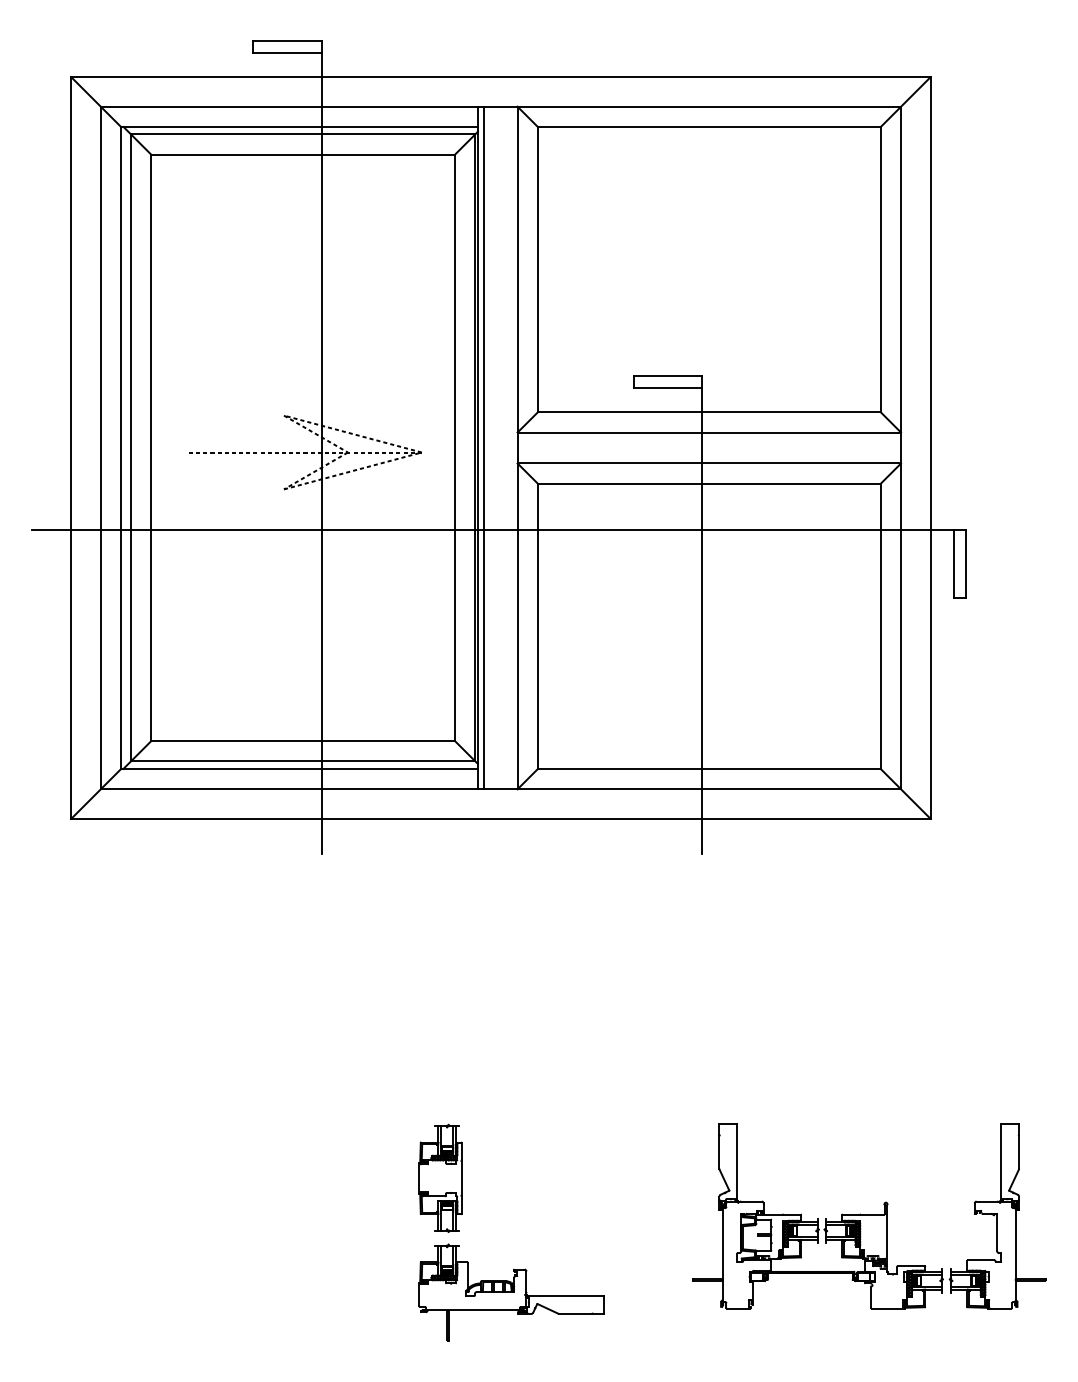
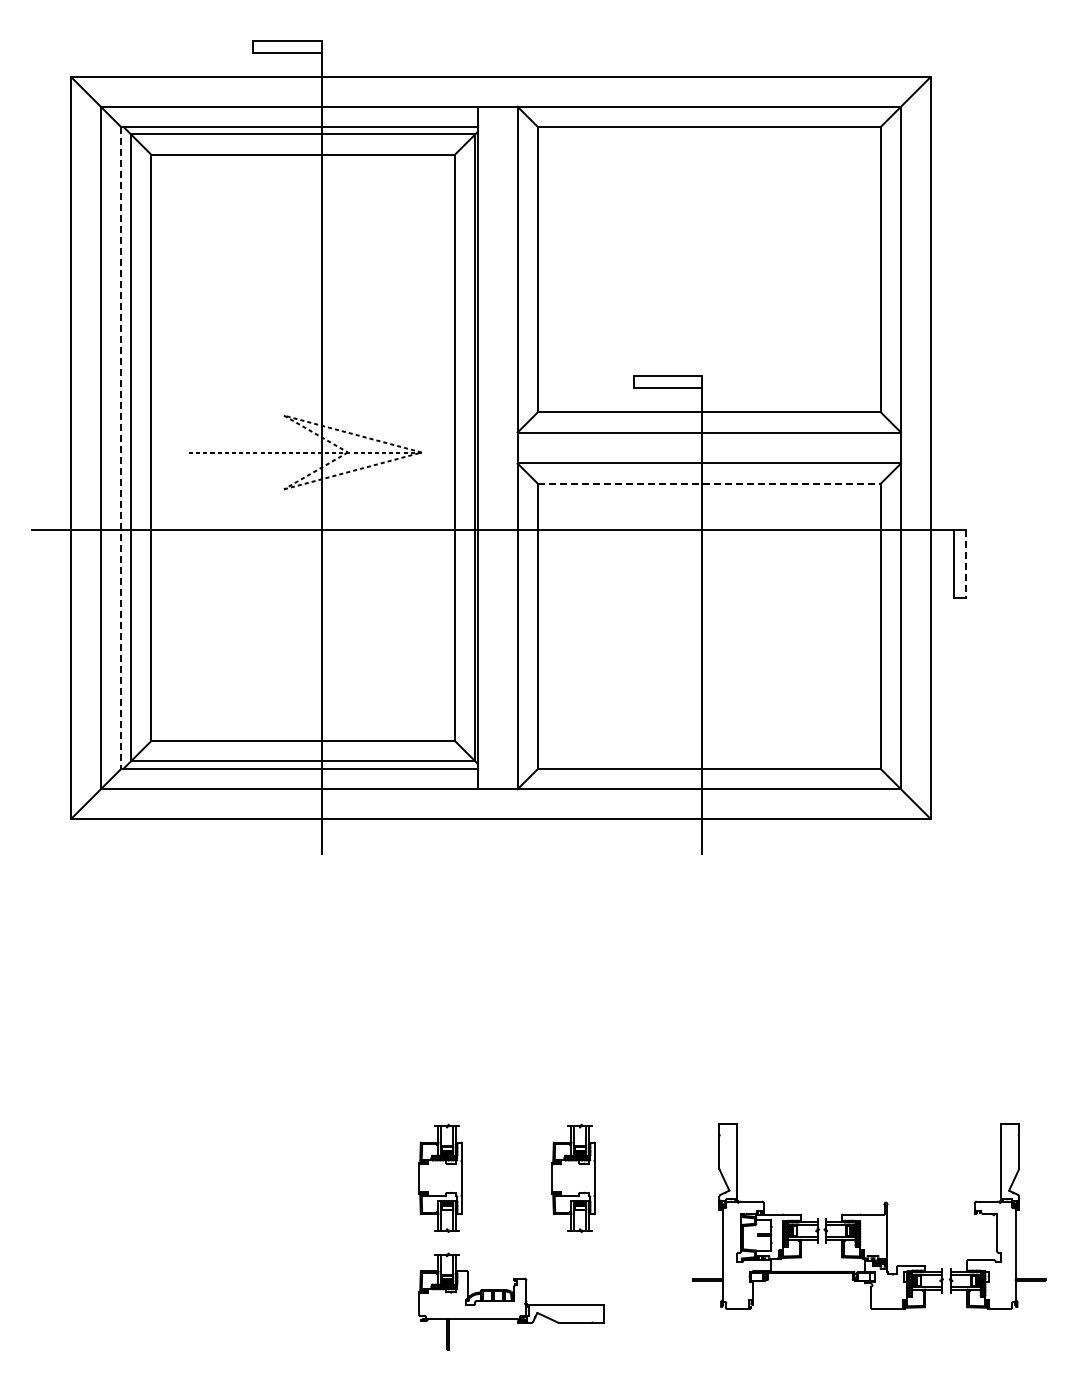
line: present -> none (484, 447)
line: solid -> dashed (121, 448)
line: solid -> dashed (709, 483)
line: solid -> dashed (966, 564)
part: none -> present (573, 1177)
part position: (511, 1292) -> (511, 1301) (511, 1301)
